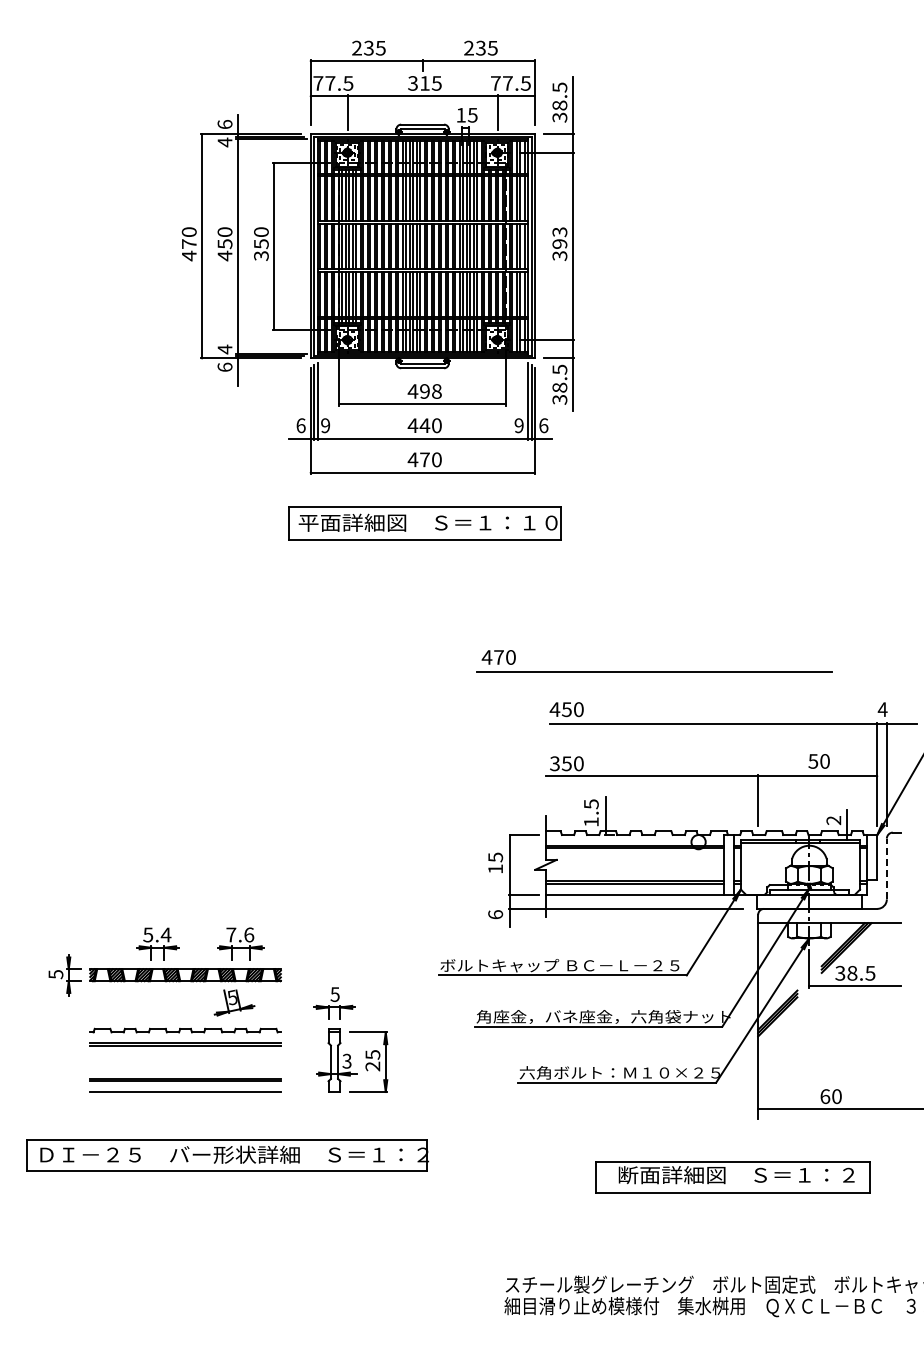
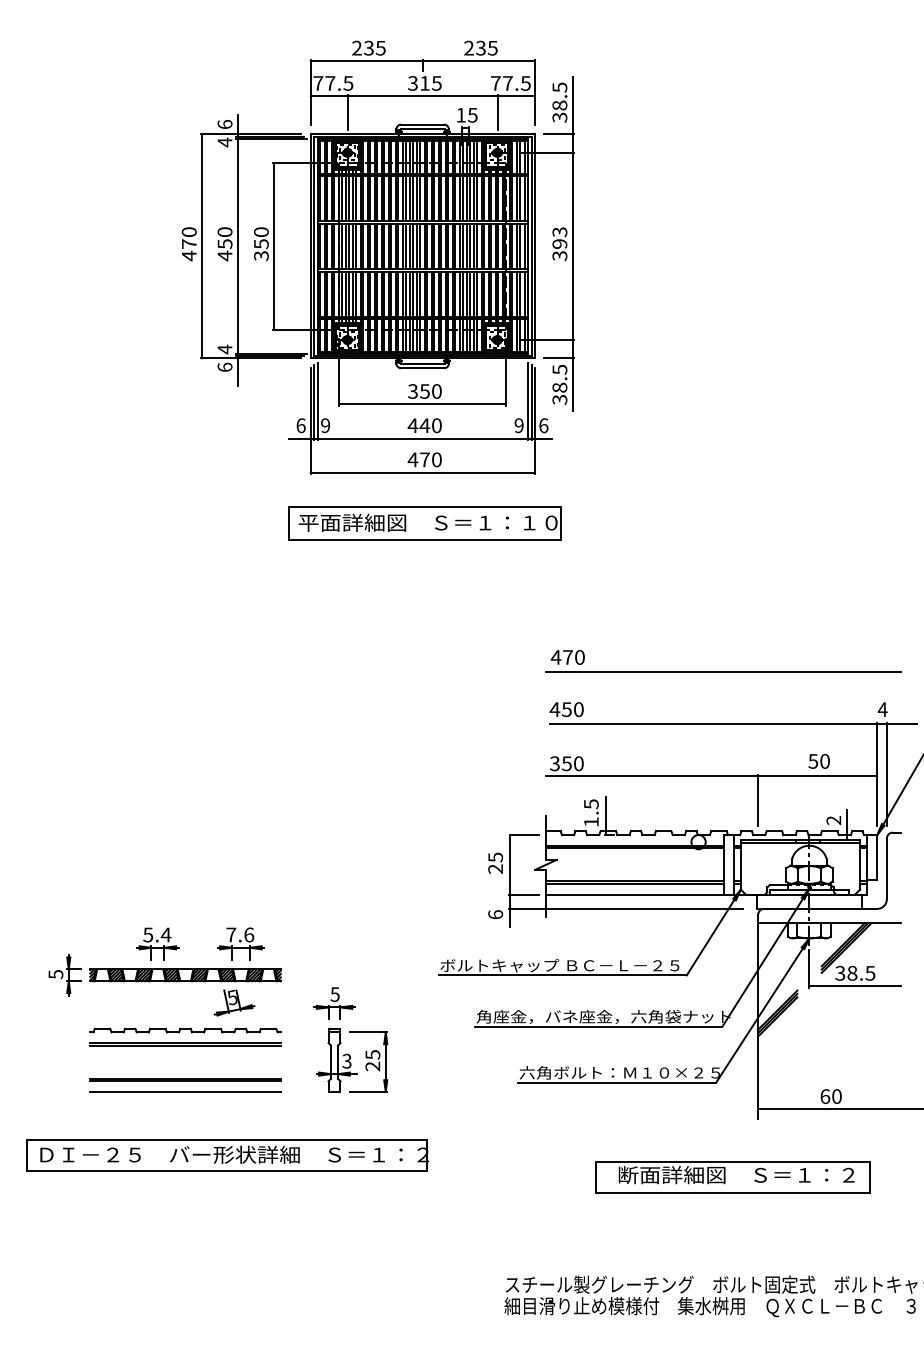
text: 498 -> 350 (424, 391)
part position: (654, 671) -> (723, 671) (723, 671)
text: 15 -> 25 (495, 868)
line: dashed -> solid (886, 868)
